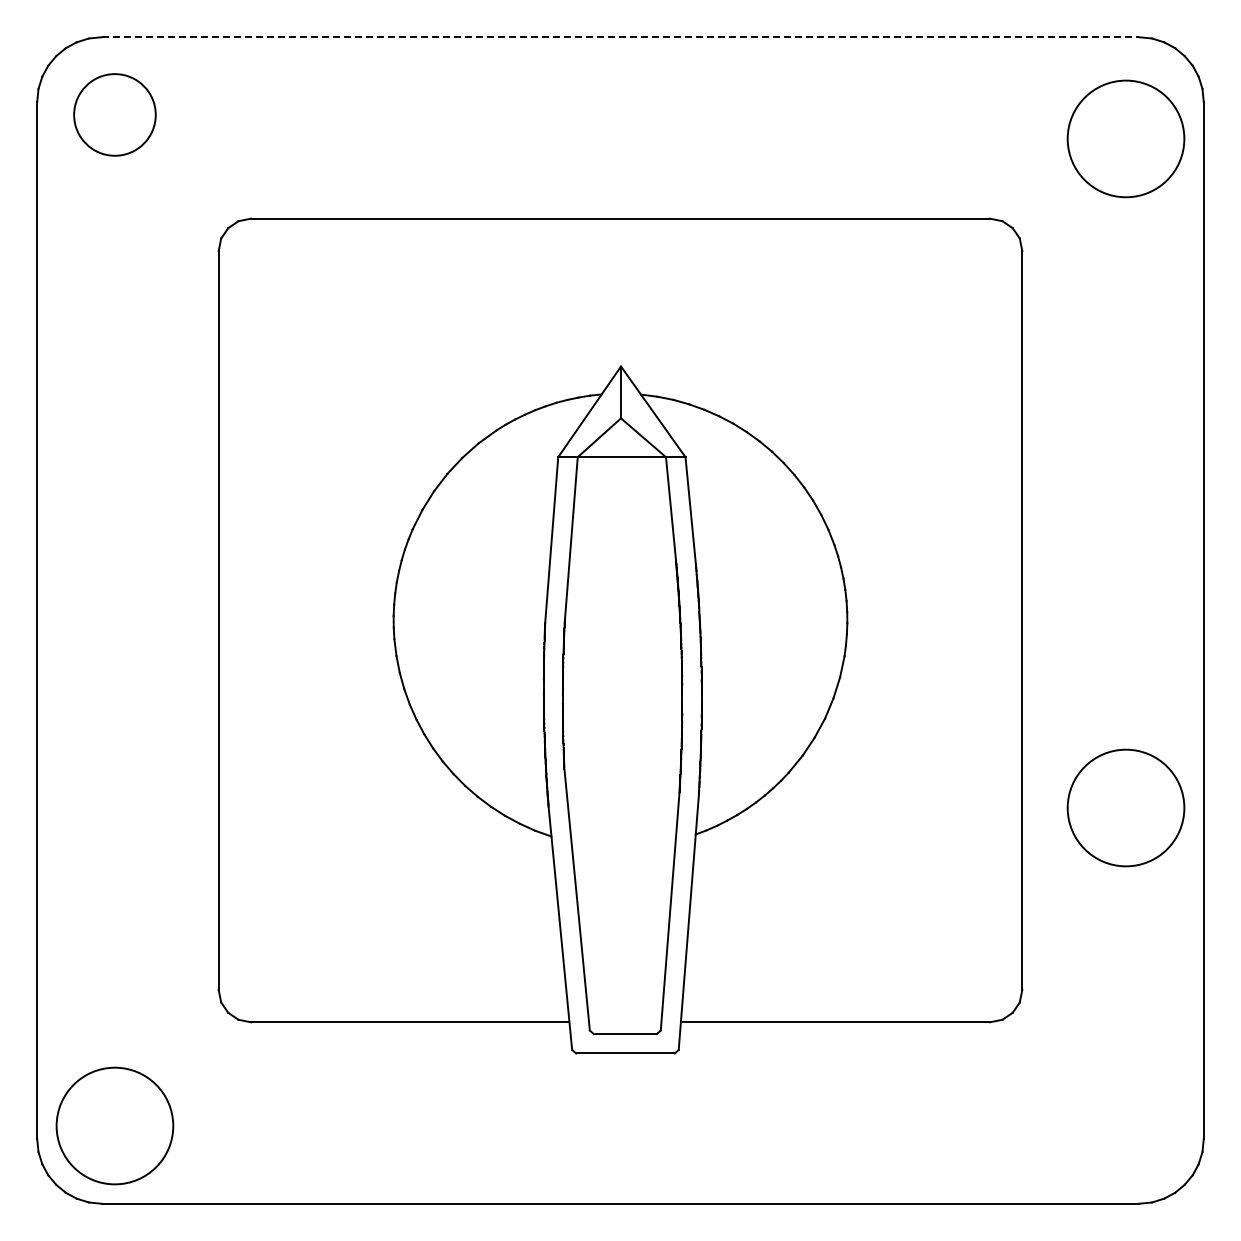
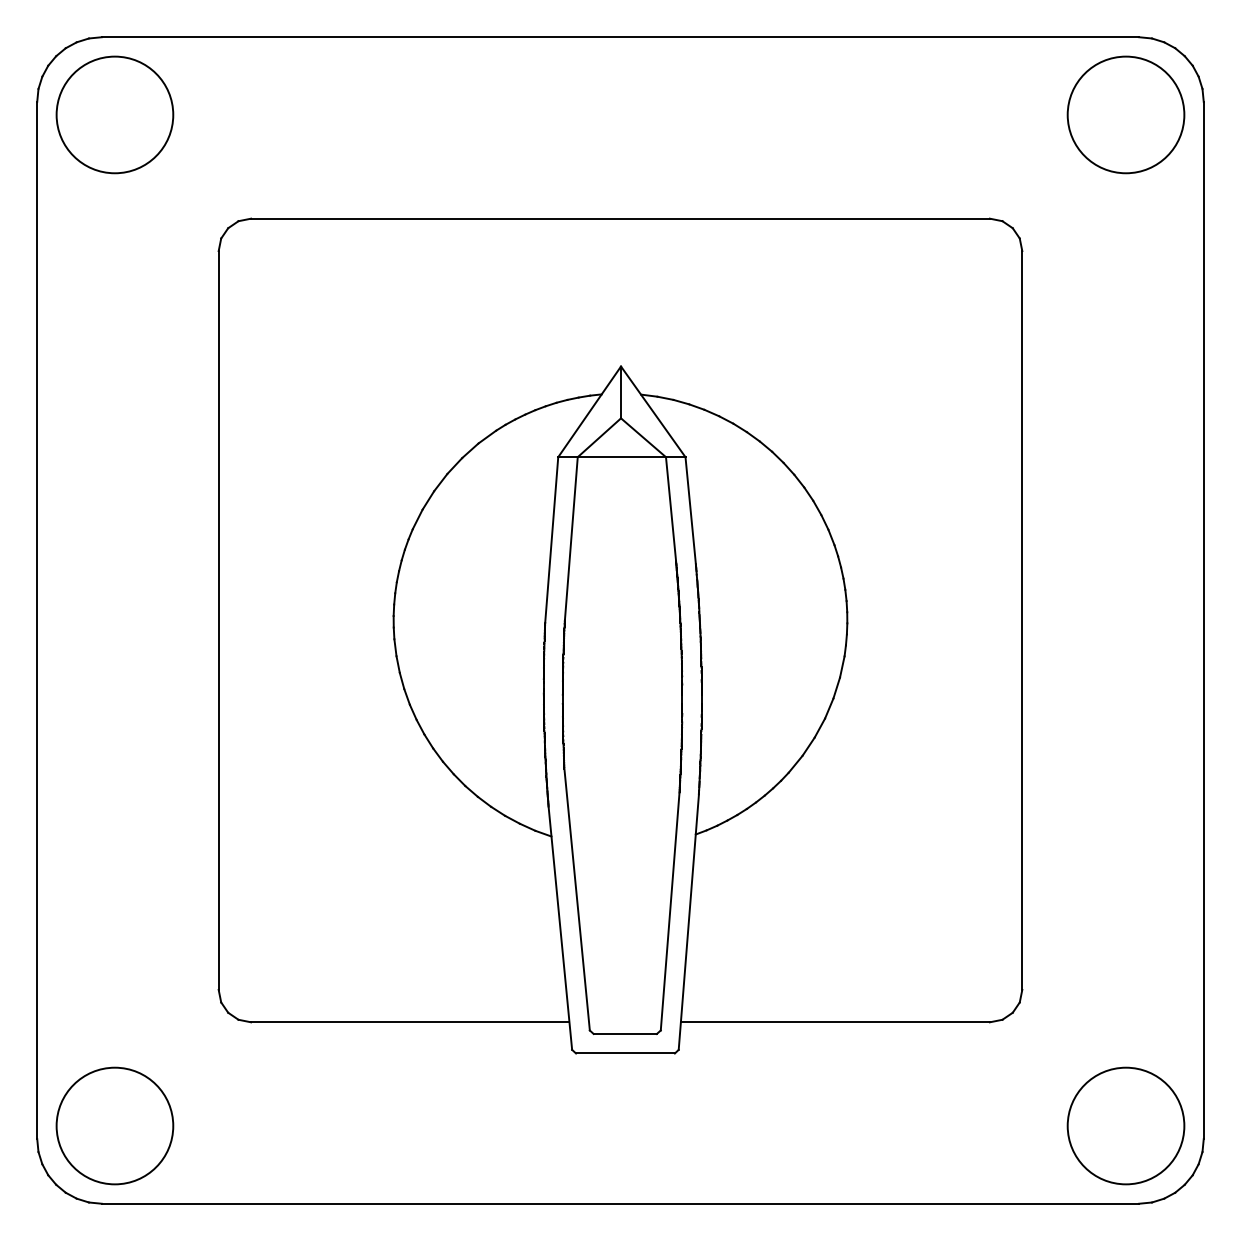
line: dashed -> solid (620, 37)
circle diameter: 82 px -> 117 px (114, 114)
circle position: (1125, 138) -> (1125, 114) (1125, 114)
circle position: (1125, 807) -> (1125, 1125) (1125, 1125)
